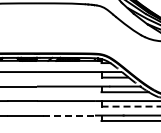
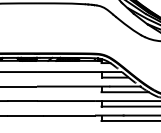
line: dashed -> solid (131, 106)
line: dashed -> solid (69, 115)
